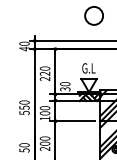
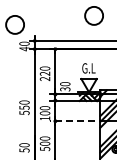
circle: none -> present (14, 24)
line: solid -> dashed (72, 121)
text: 200 -> 500 (44, 148)
